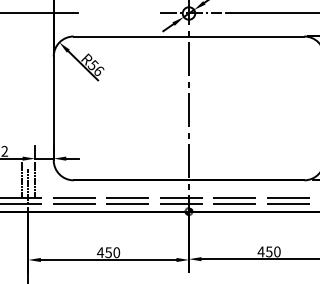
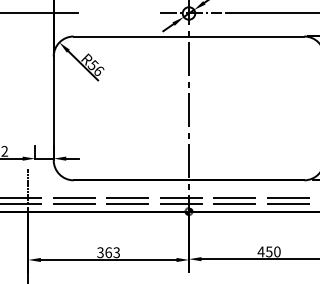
line: present -> none (21, 180)
line: present -> none (35, 180)
text: 450 -> 363 (108, 252)
